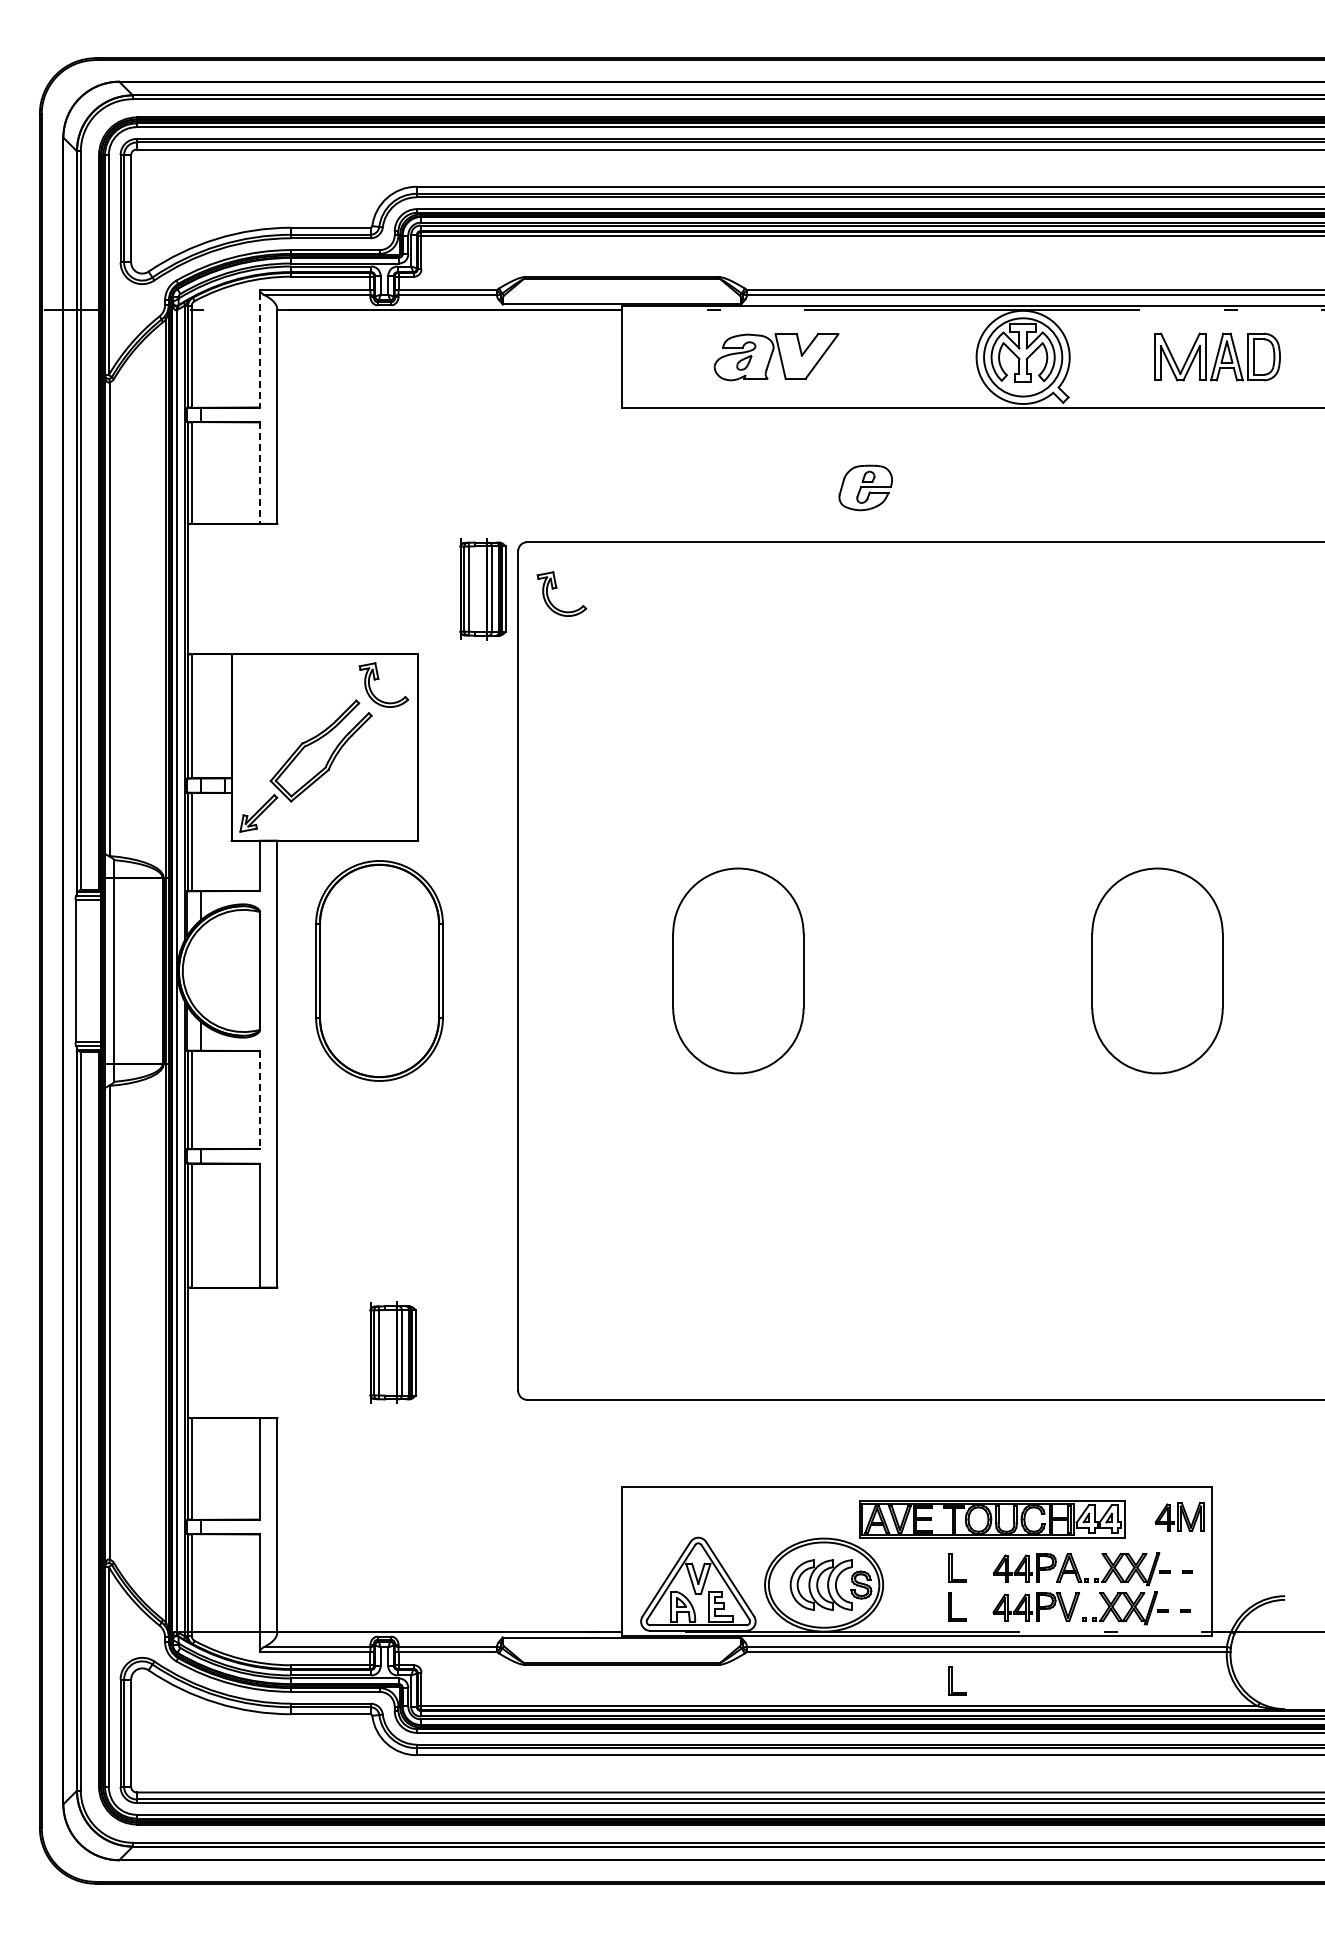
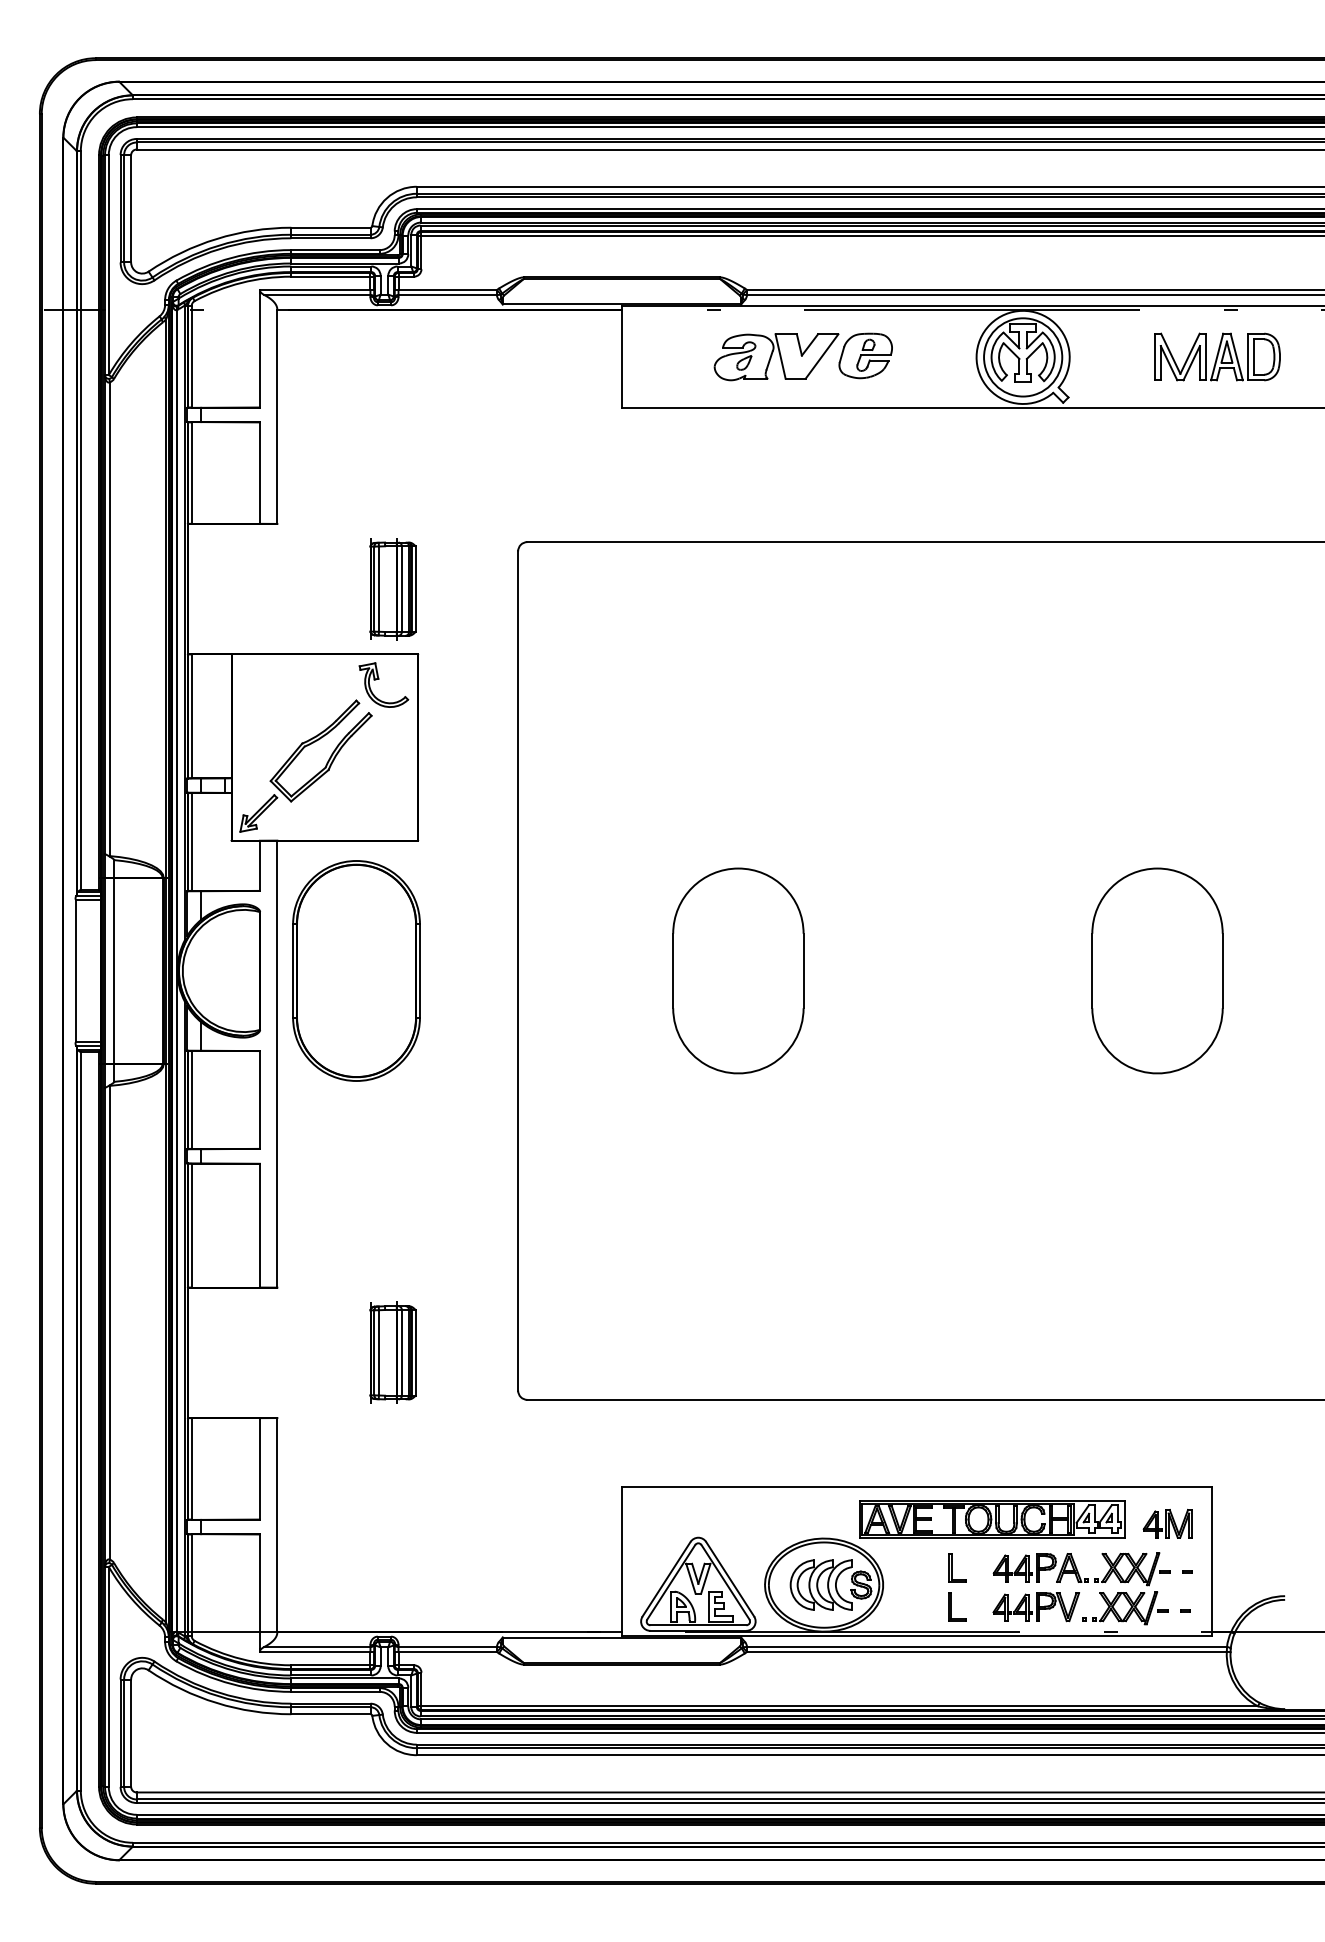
line: dashed -> solid (259, 350)
line: dashed -> solid (259, 473)
part position: (865, 487) -> (865, 355) (865, 355)
part: present -> none (557, 588)
part position: (482, 589) -> (392, 589) (392, 589)
part position: (379, 970) -> (356, 970) (356, 970)
line: dashed -> solid (259, 1099)
part position: (1179, 1516) -> (1167, 1523) (1167, 1523)
part: present -> none (957, 1680)
